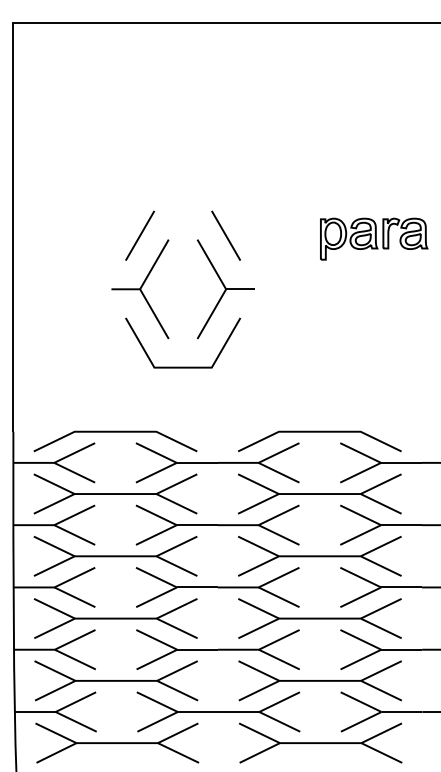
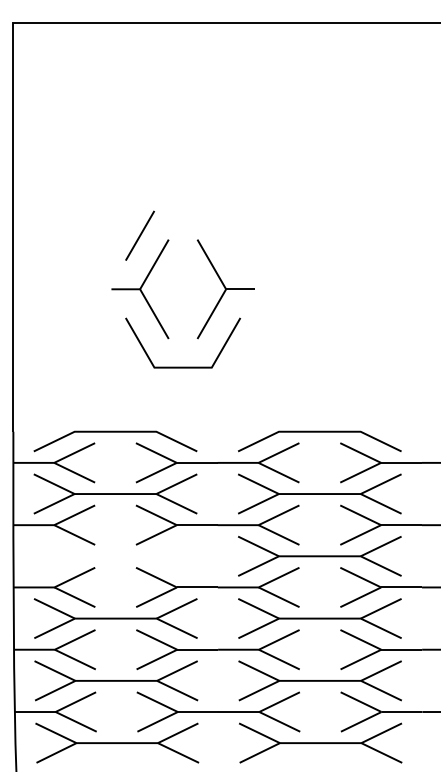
line: present -> none (225, 235)
part: present -> none (374, 238)
part: present -> none (115, 556)
